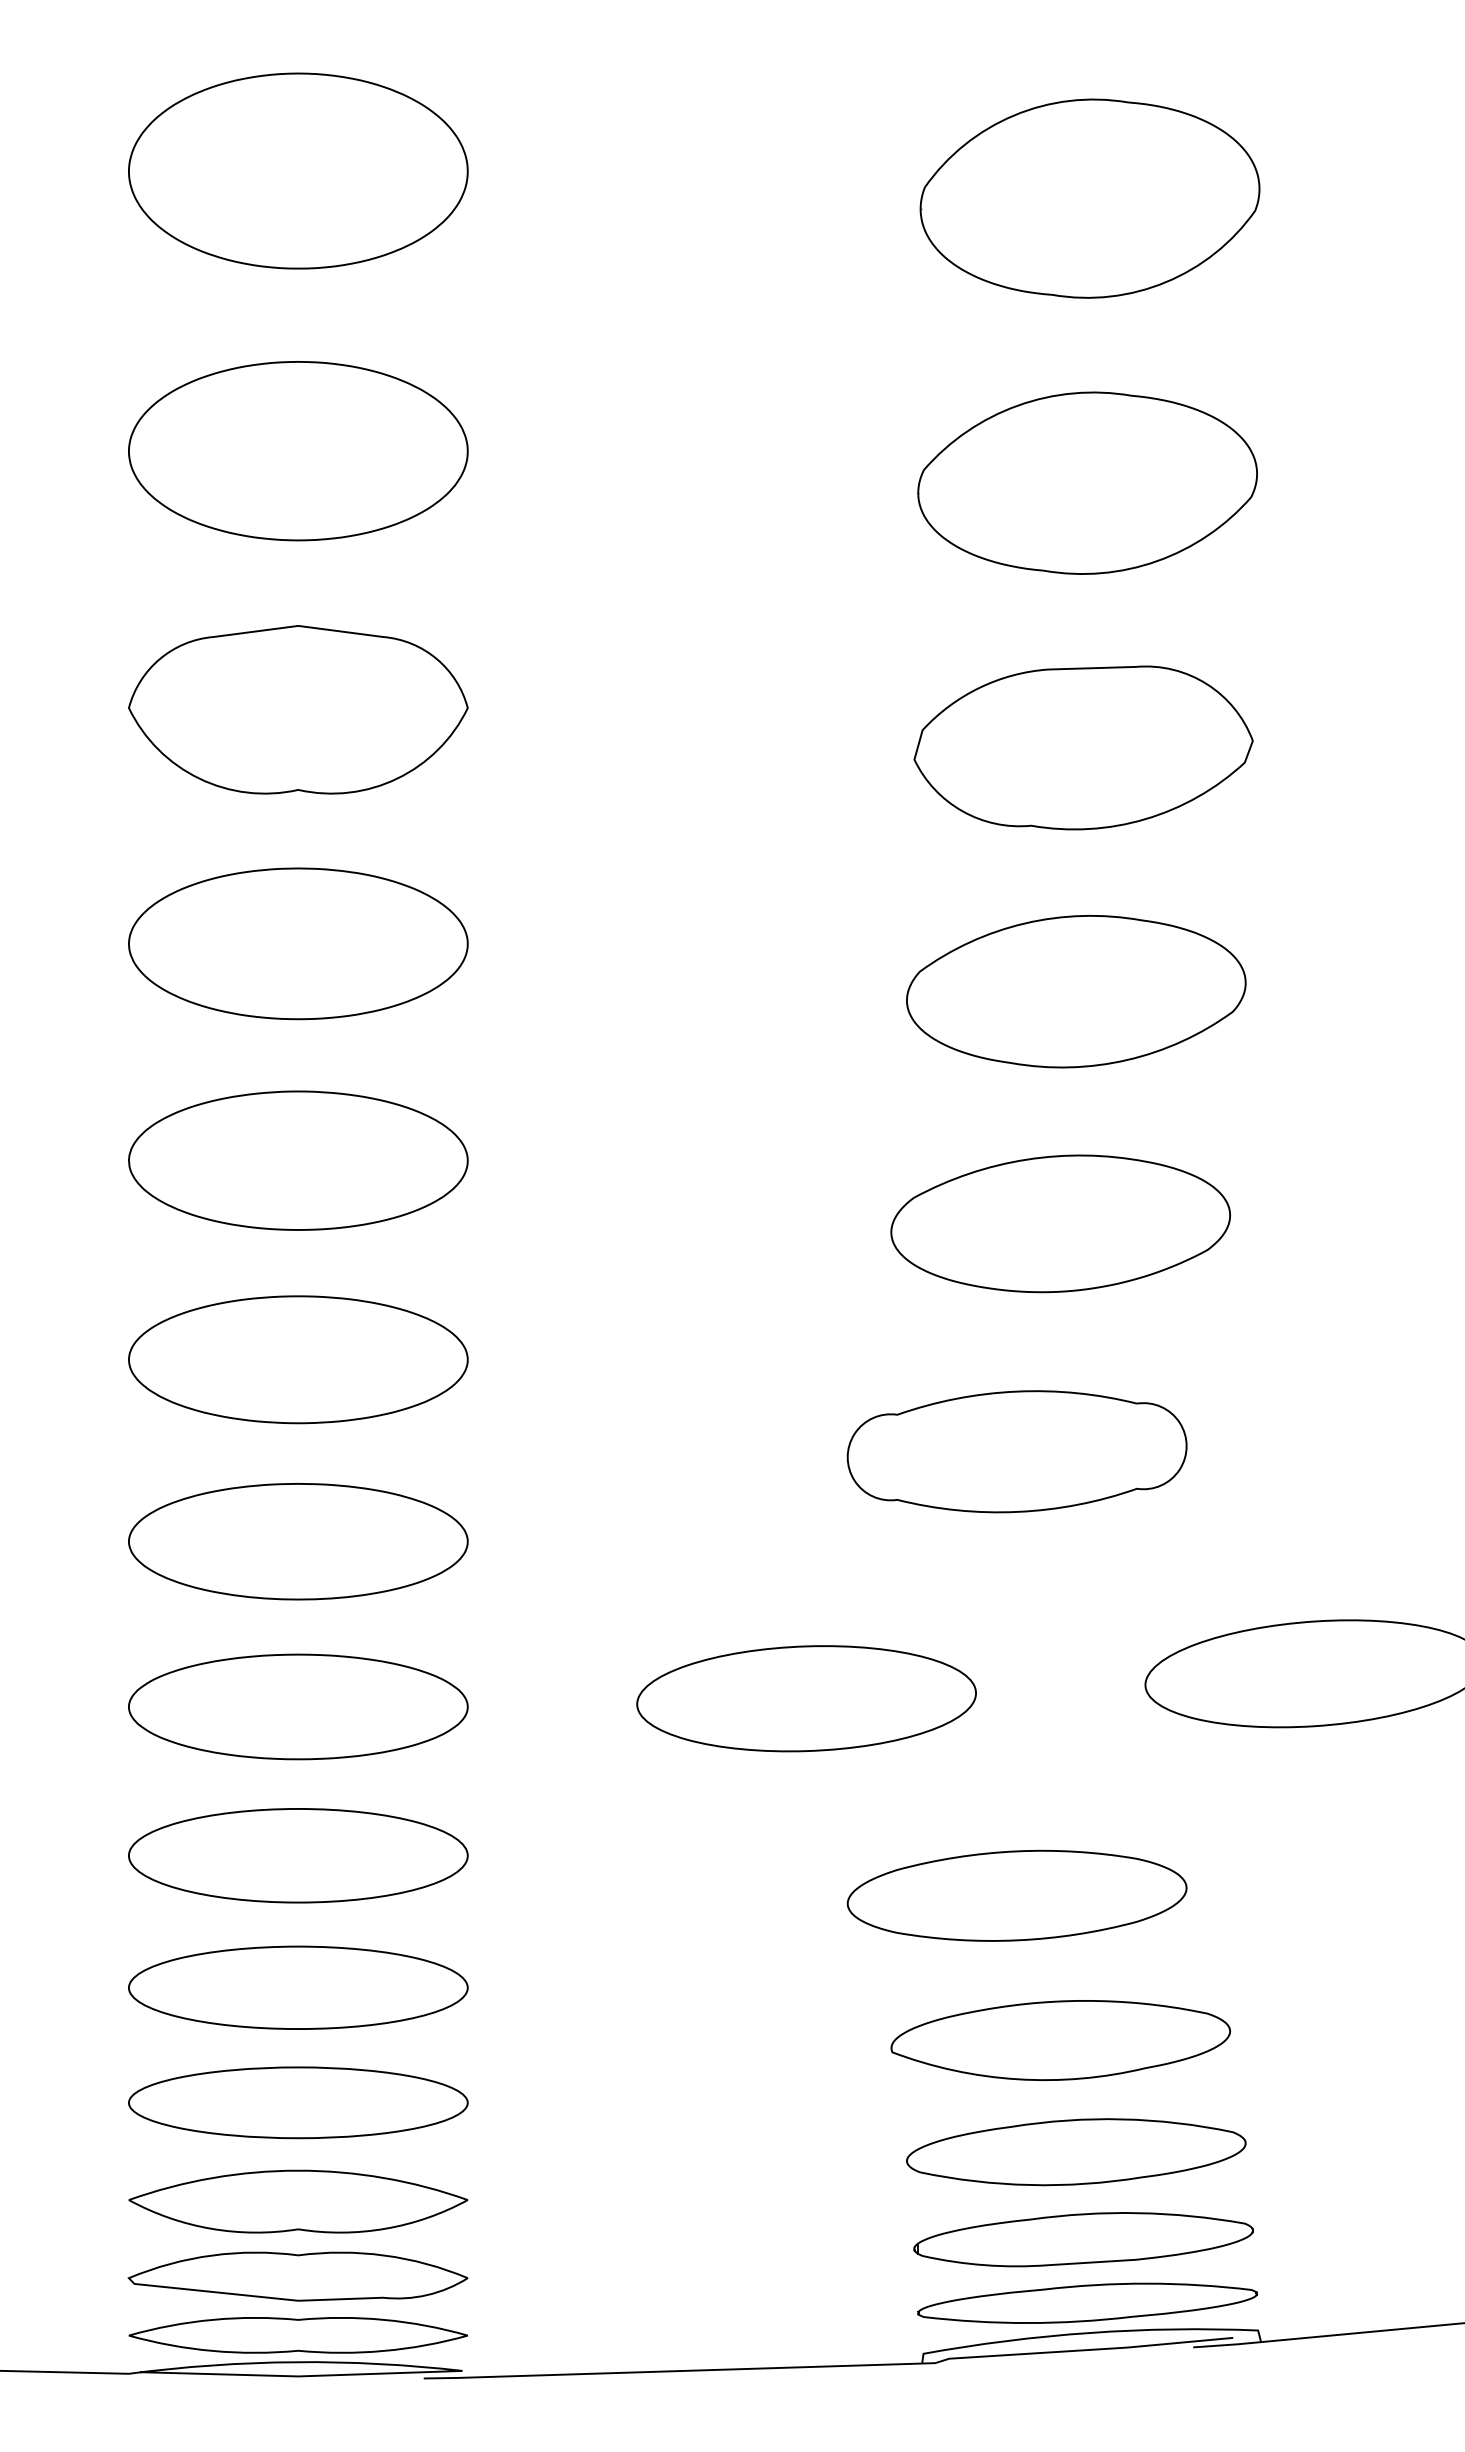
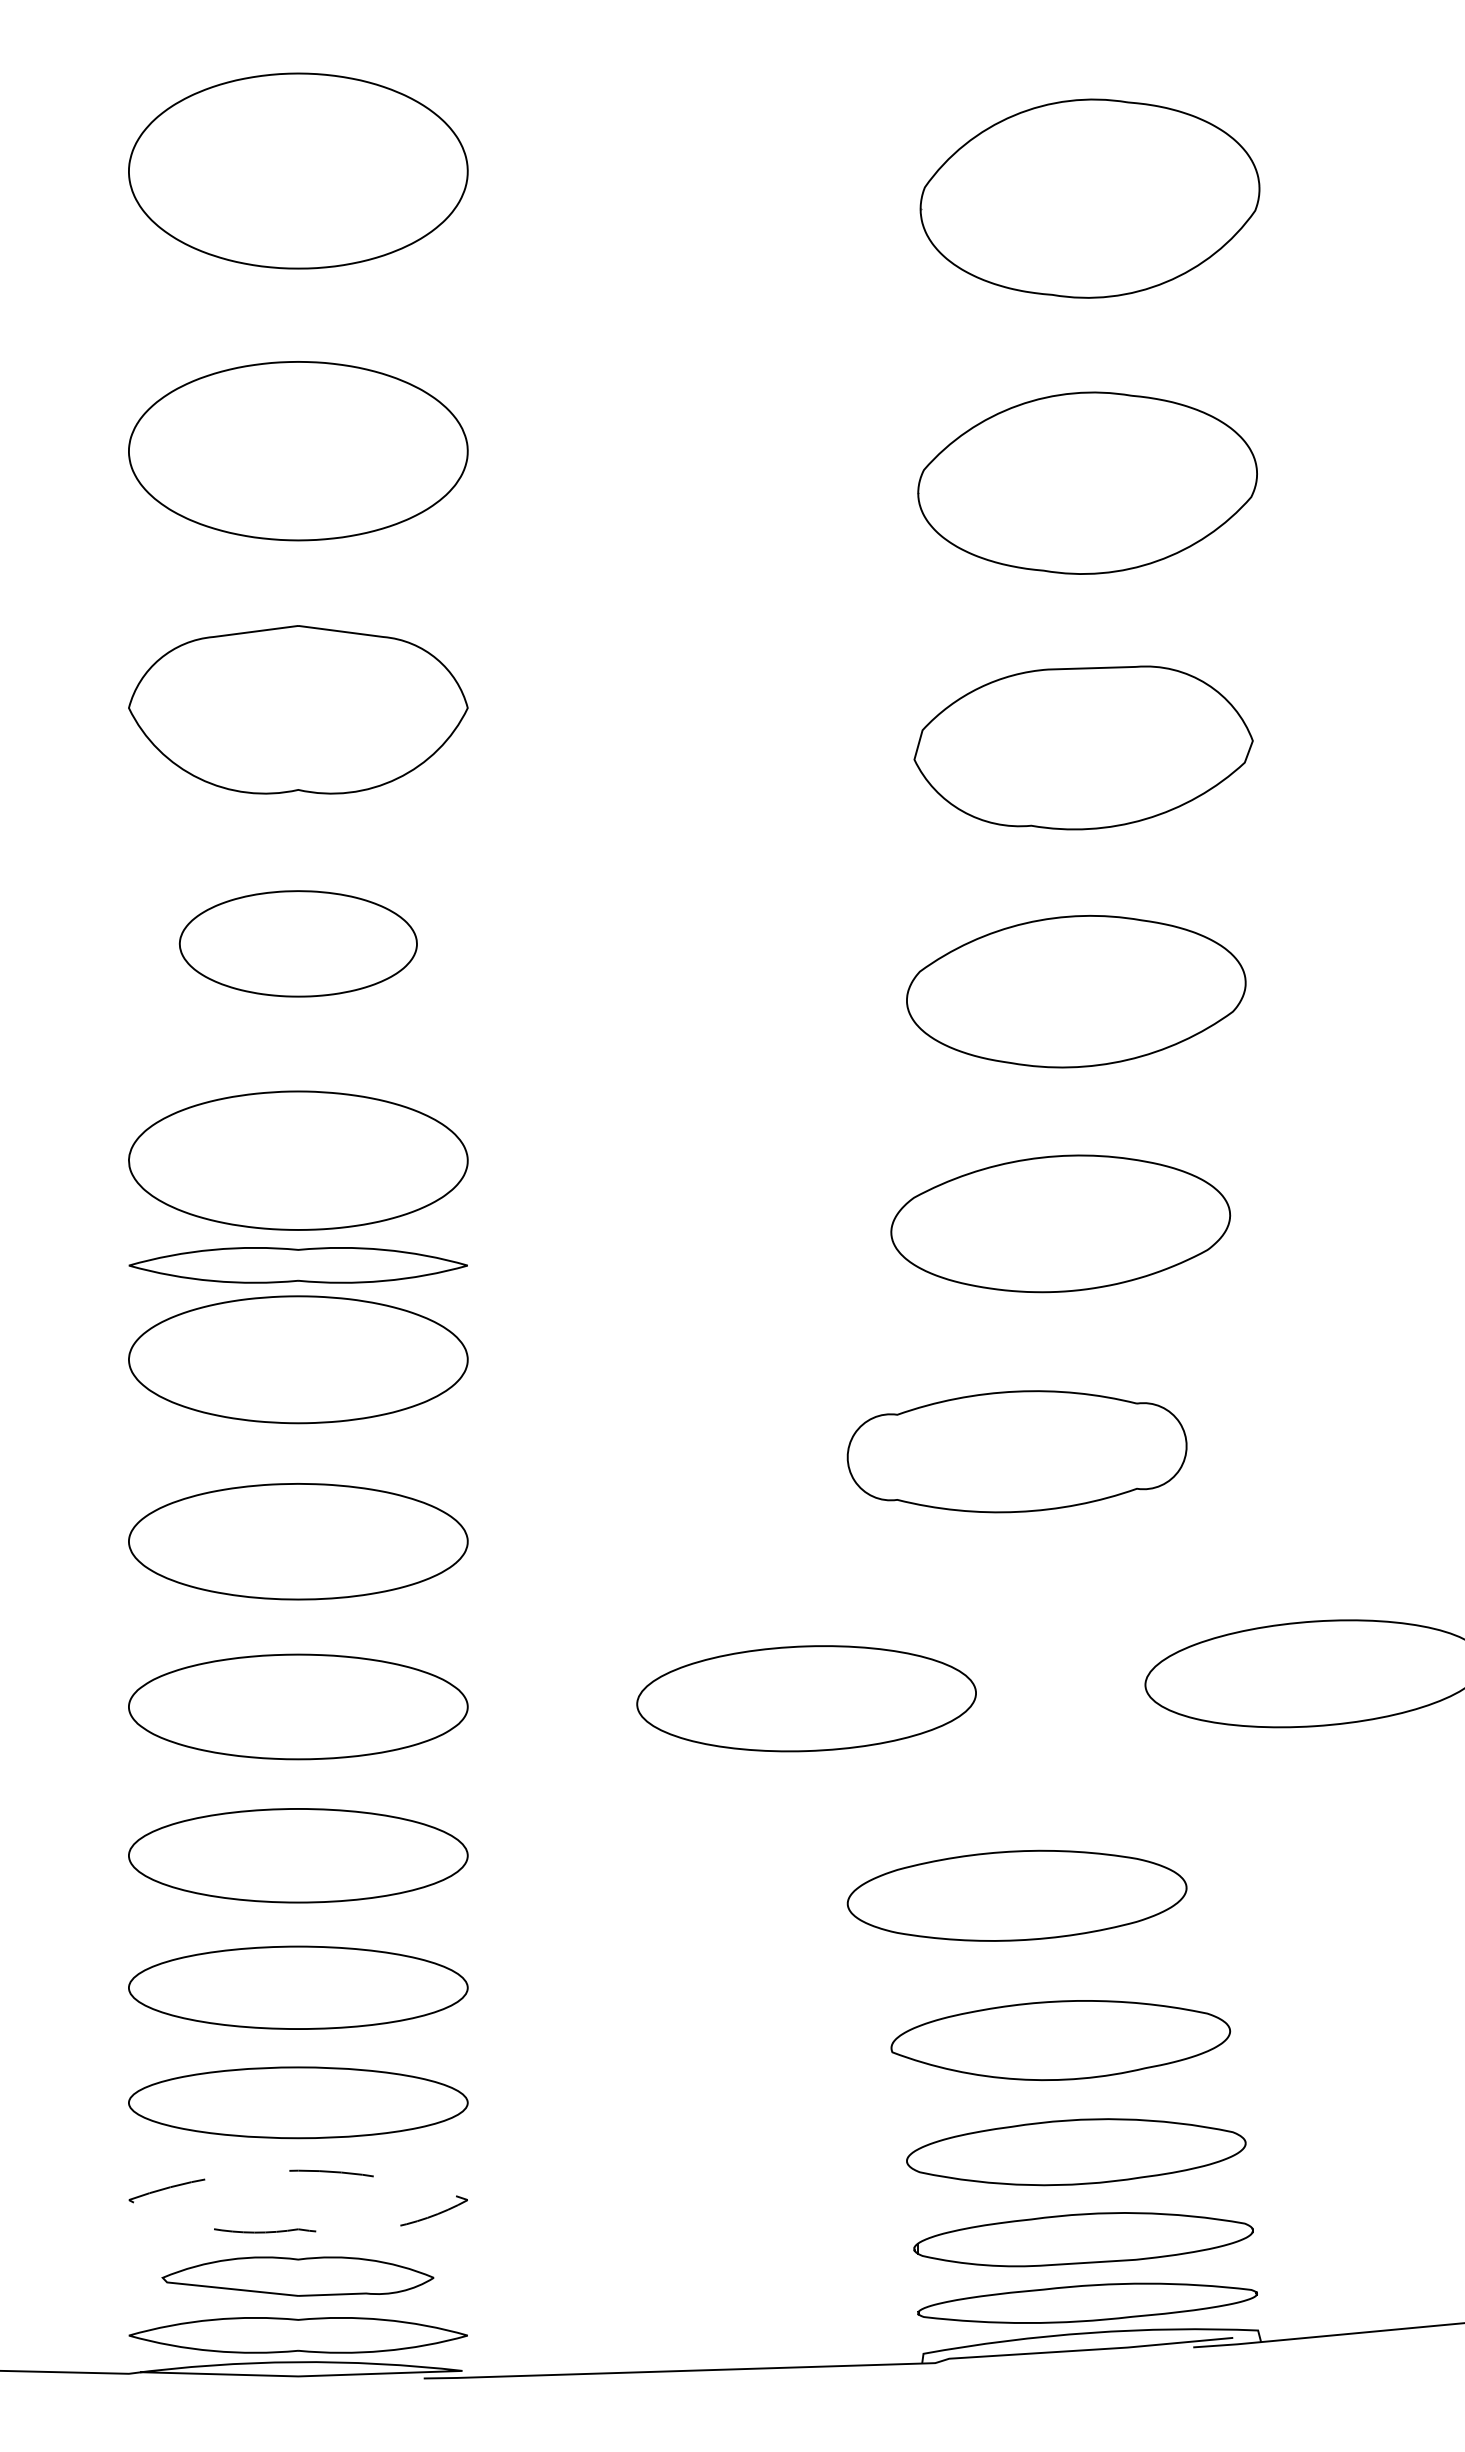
part size: 341x154 px -> 240x108 px (297, 943)
part: none -> present (297, 1265)
line: solid -> dashed (298, 2170)
part size: 342x51 px -> 274x41 px (297, 2276)
